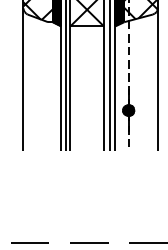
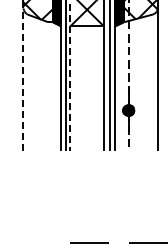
line: solid -> dashed (70, 75)
line: solid -> dashed (23, 79)
line: present -> none (29, 242)
